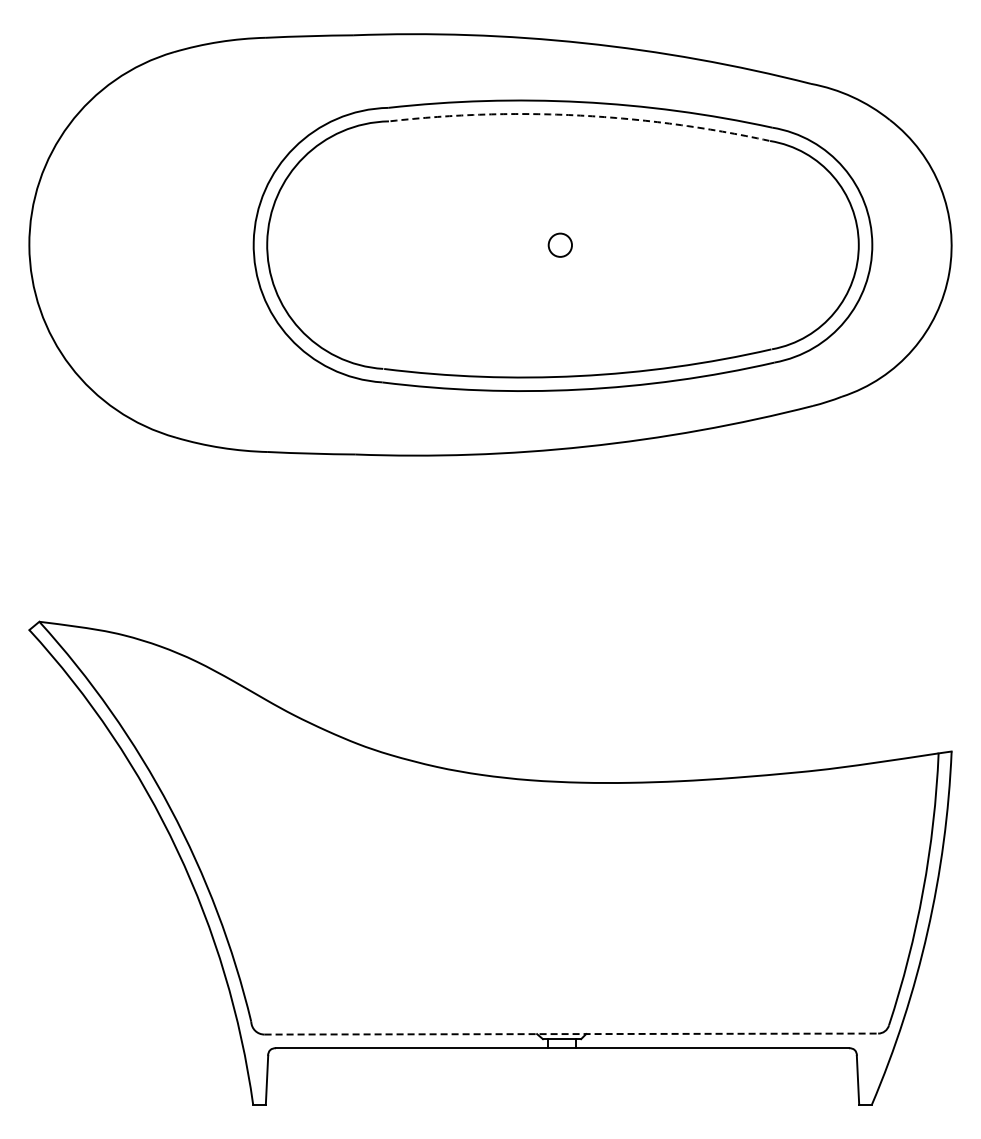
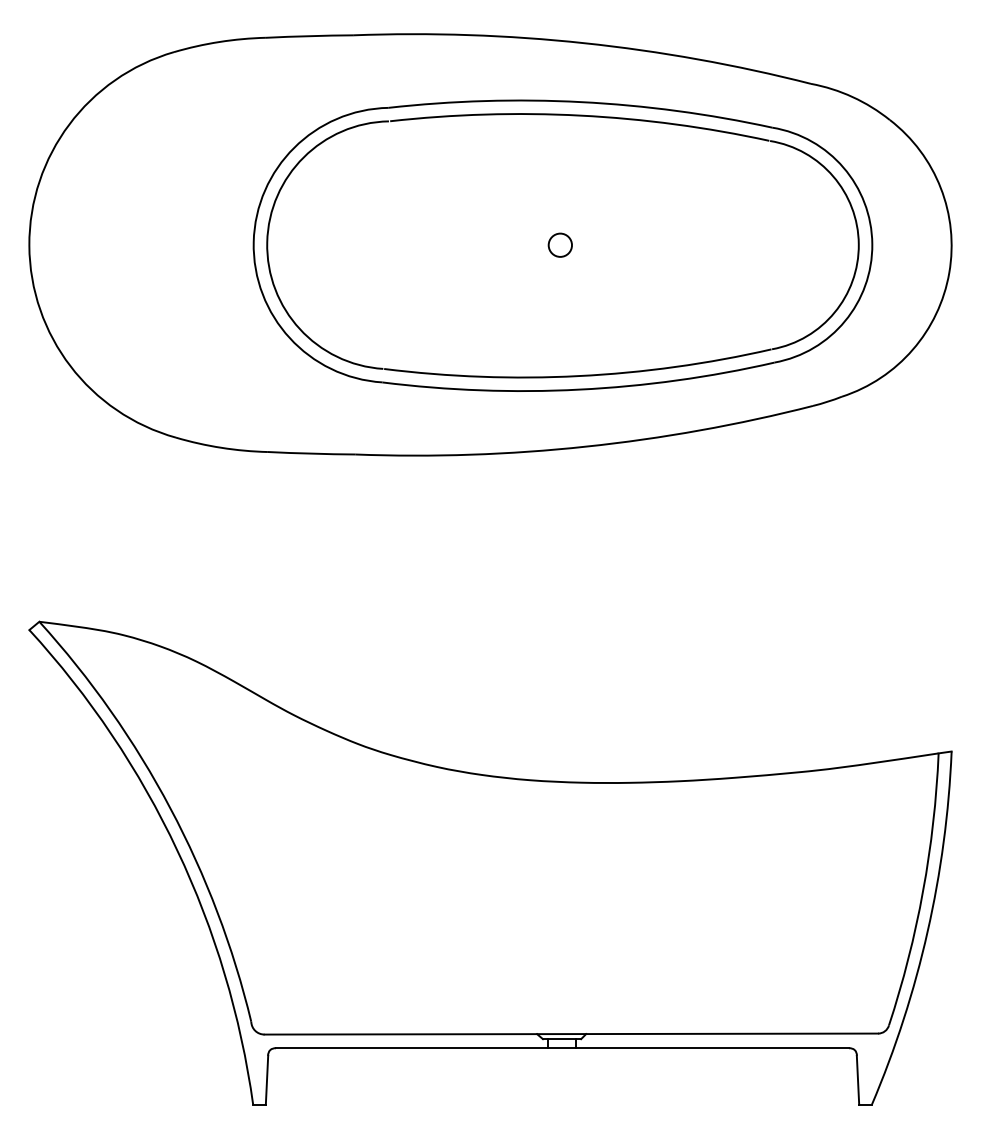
arc: dashed -> solid (580, 115)
line: dashed -> solid (571, 1034)
